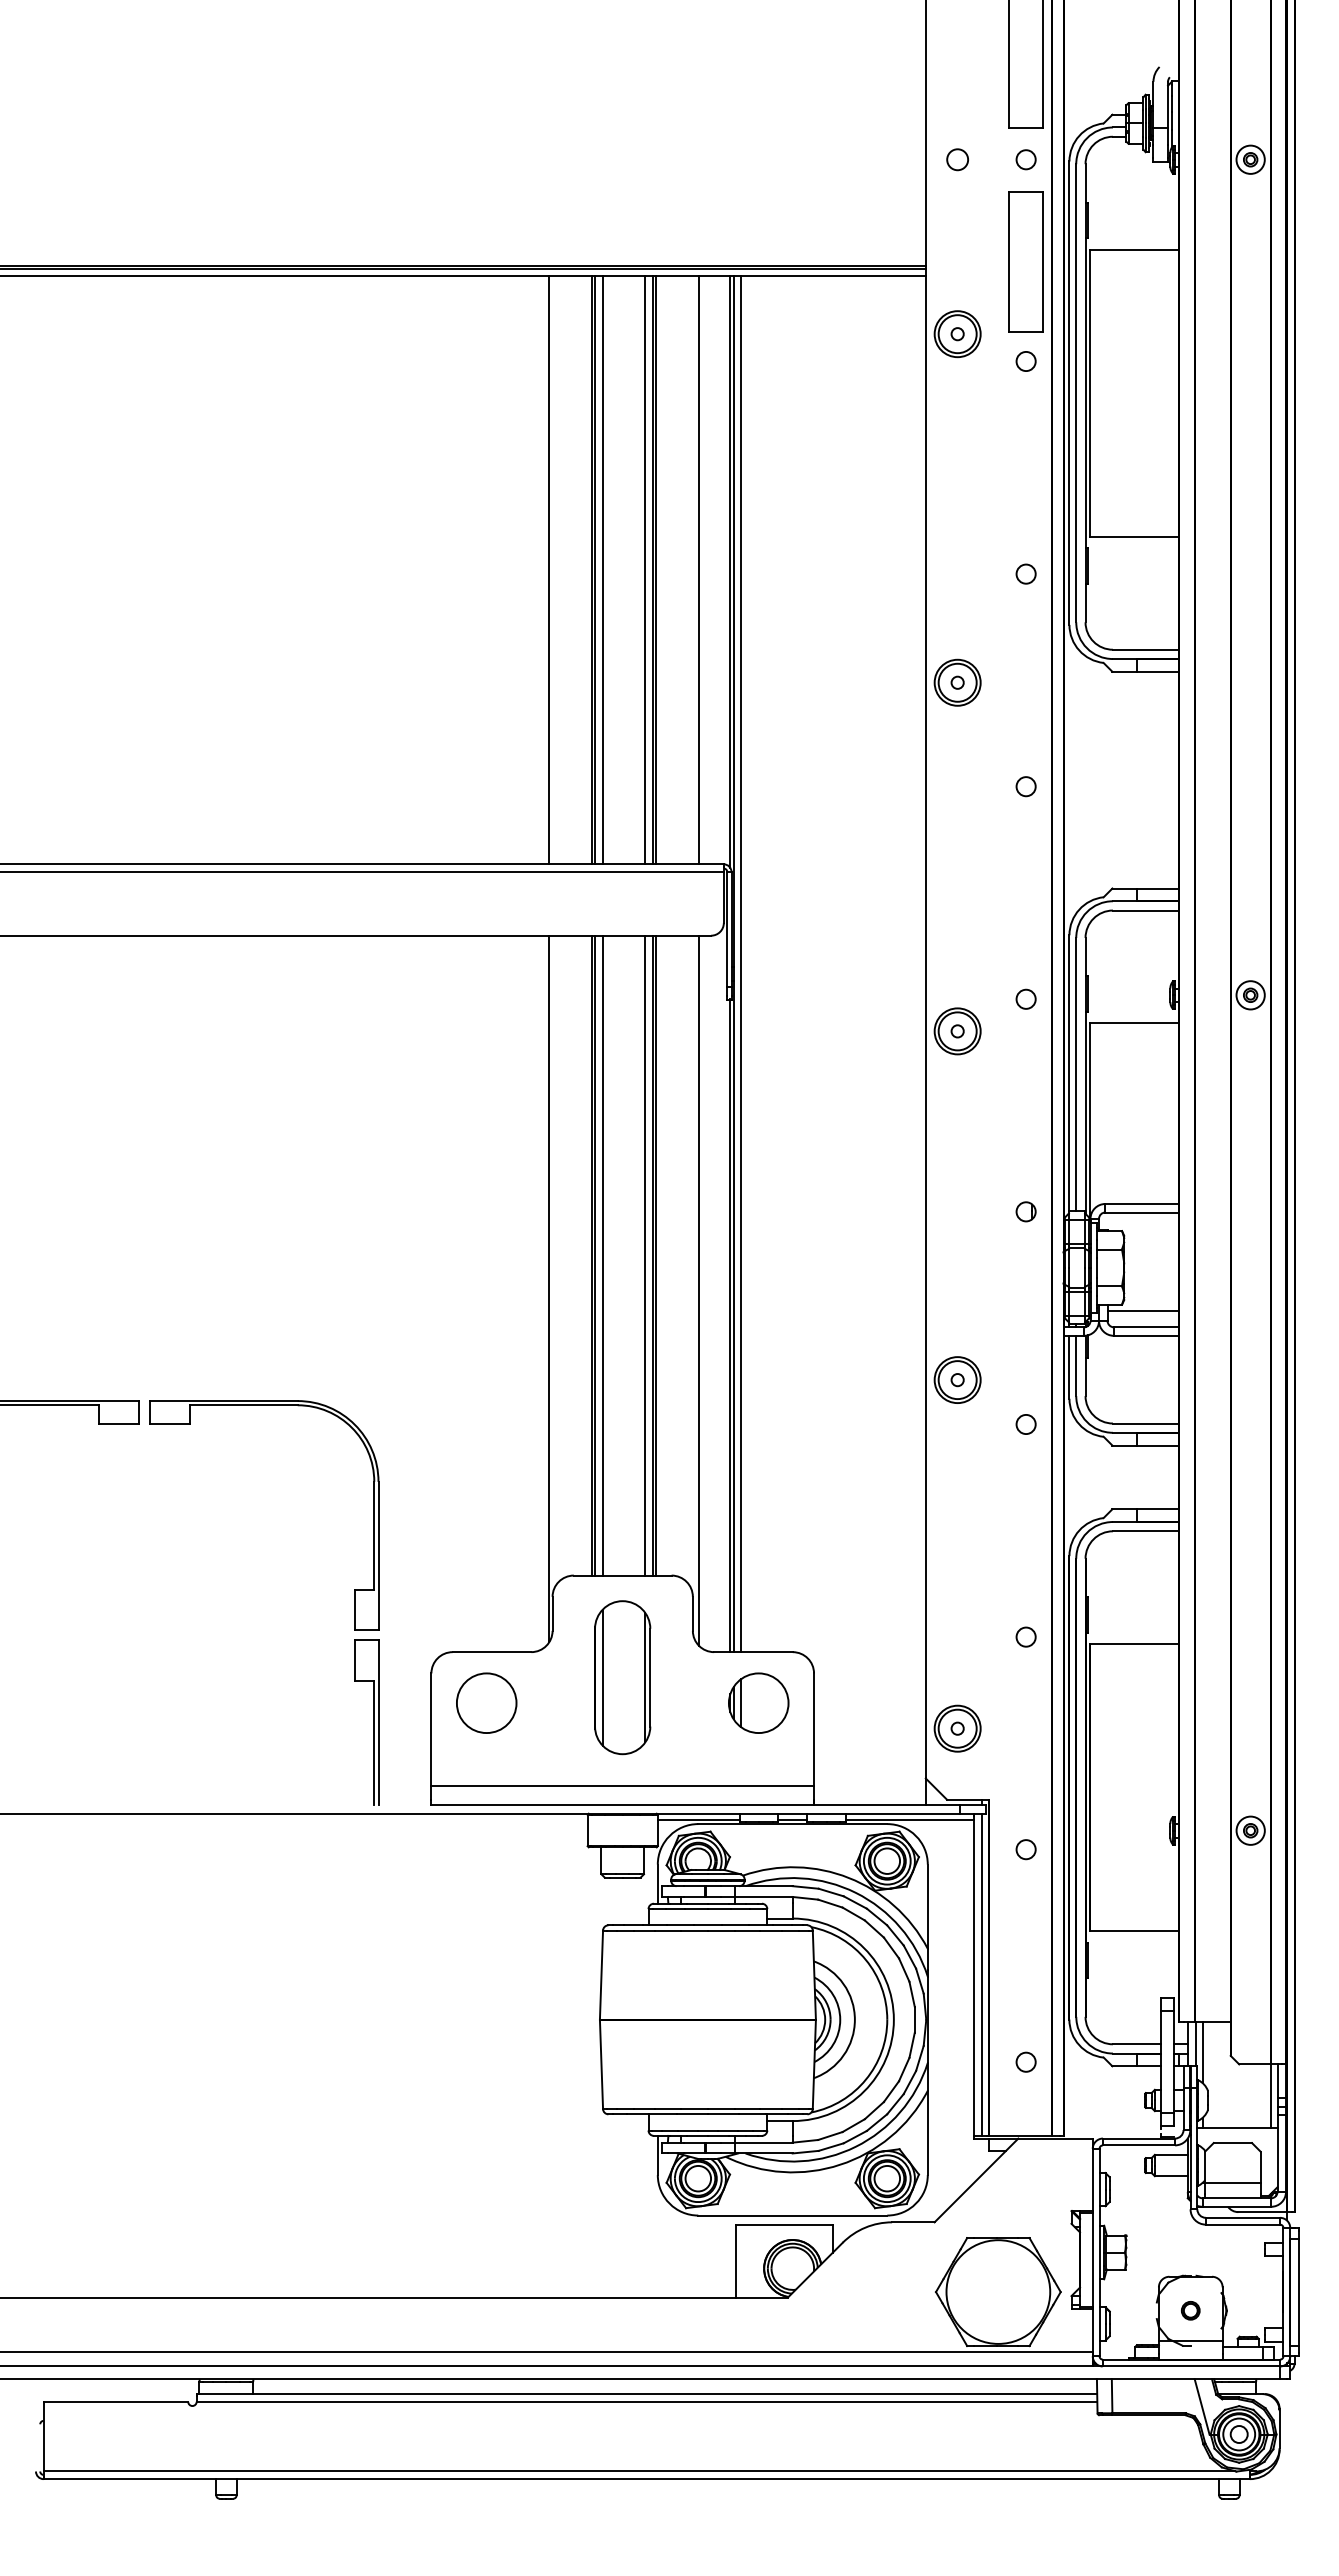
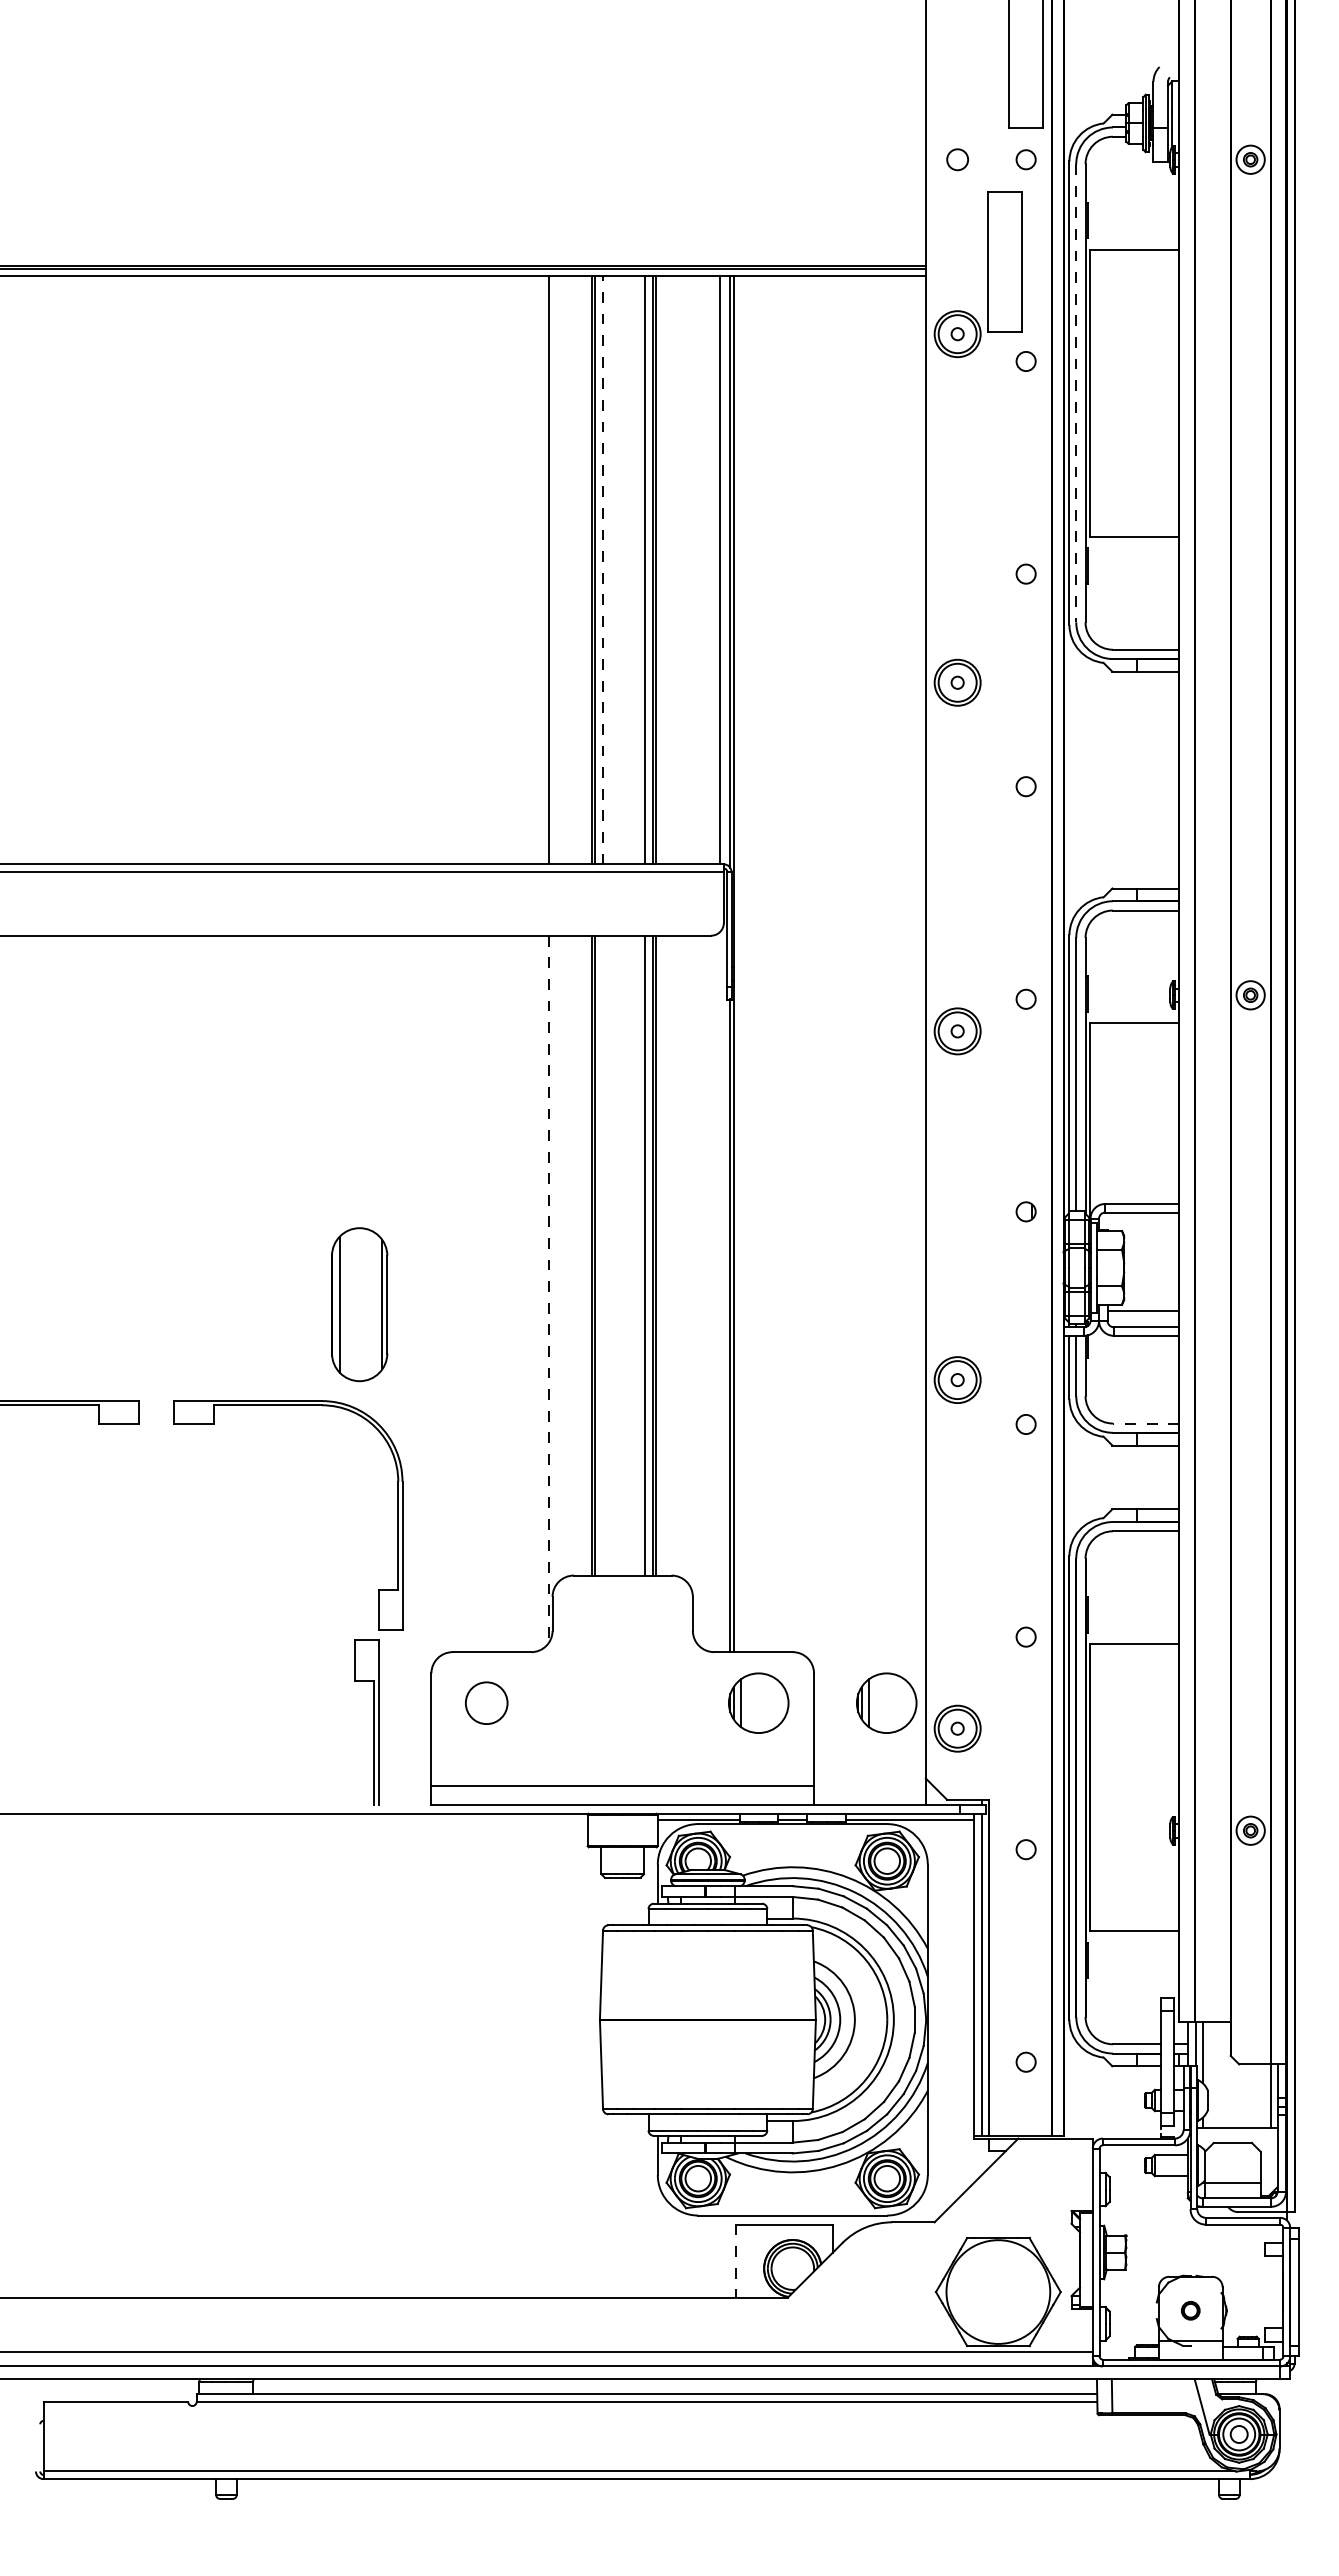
part position: (1025, 261) -> (1004, 261) (1004, 261)
line: solid -> dashed (1076, 393)
line: solid -> dashed (602, 569)
line position: (698, 570) -> (719, 570) (719, 570)
line: present -> none (741, 964)
line: present -> none (602, 1255)
line: solid -> dashed (549, 1289)
line: present -> none (698, 1290)
line: solid -> dashed (1145, 1423)
part position: (373, 1515) -> (397, 1515) (397, 1515)
part position: (622, 1677) -> (359, 1304) (359, 1304)
part: none -> present (886, 1702)
circle diameter: 60 px -> 42 px (486, 1703)
line: solid -> dashed (735, 2261)
